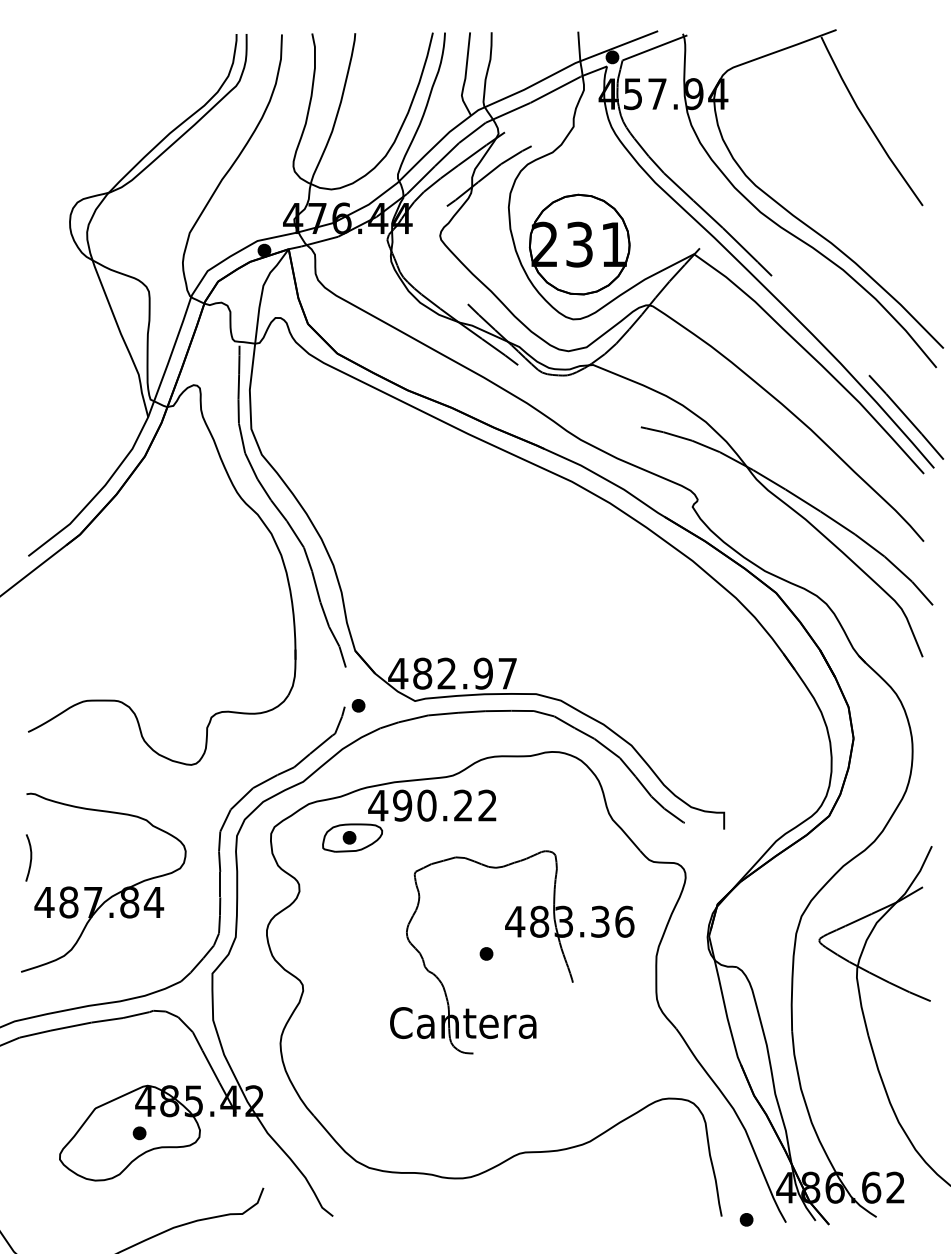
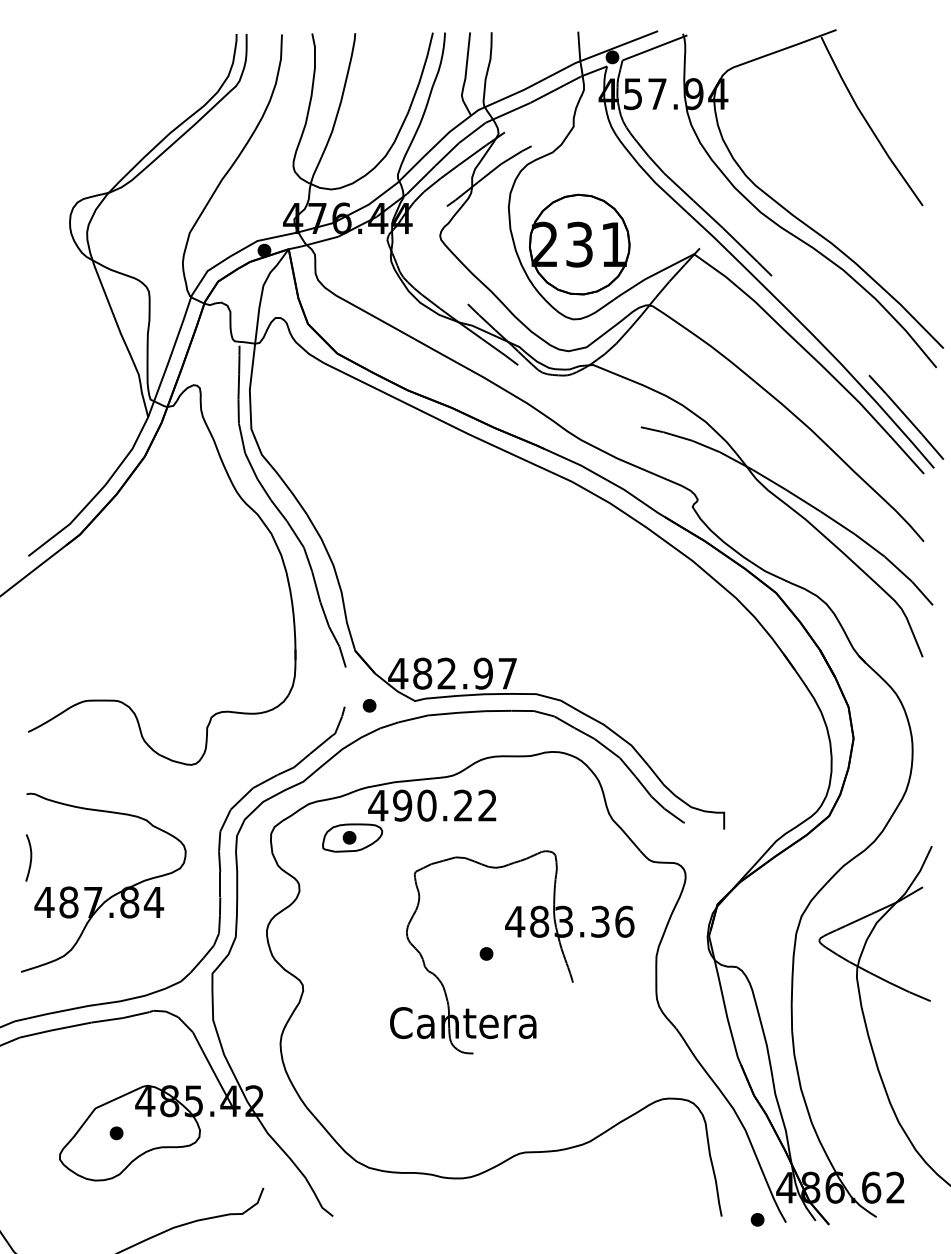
part position: (358, 705) -> (369, 705) (369, 705)
part position: (139, 1133) -> (116, 1133) (116, 1133)
part position: (746, 1219) -> (757, 1219) (757, 1219)
